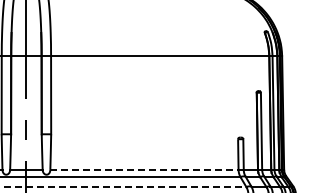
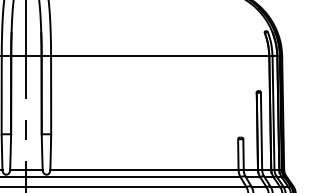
line: dashed -> solid (144, 169)
line: dashed -> solid (123, 187)
